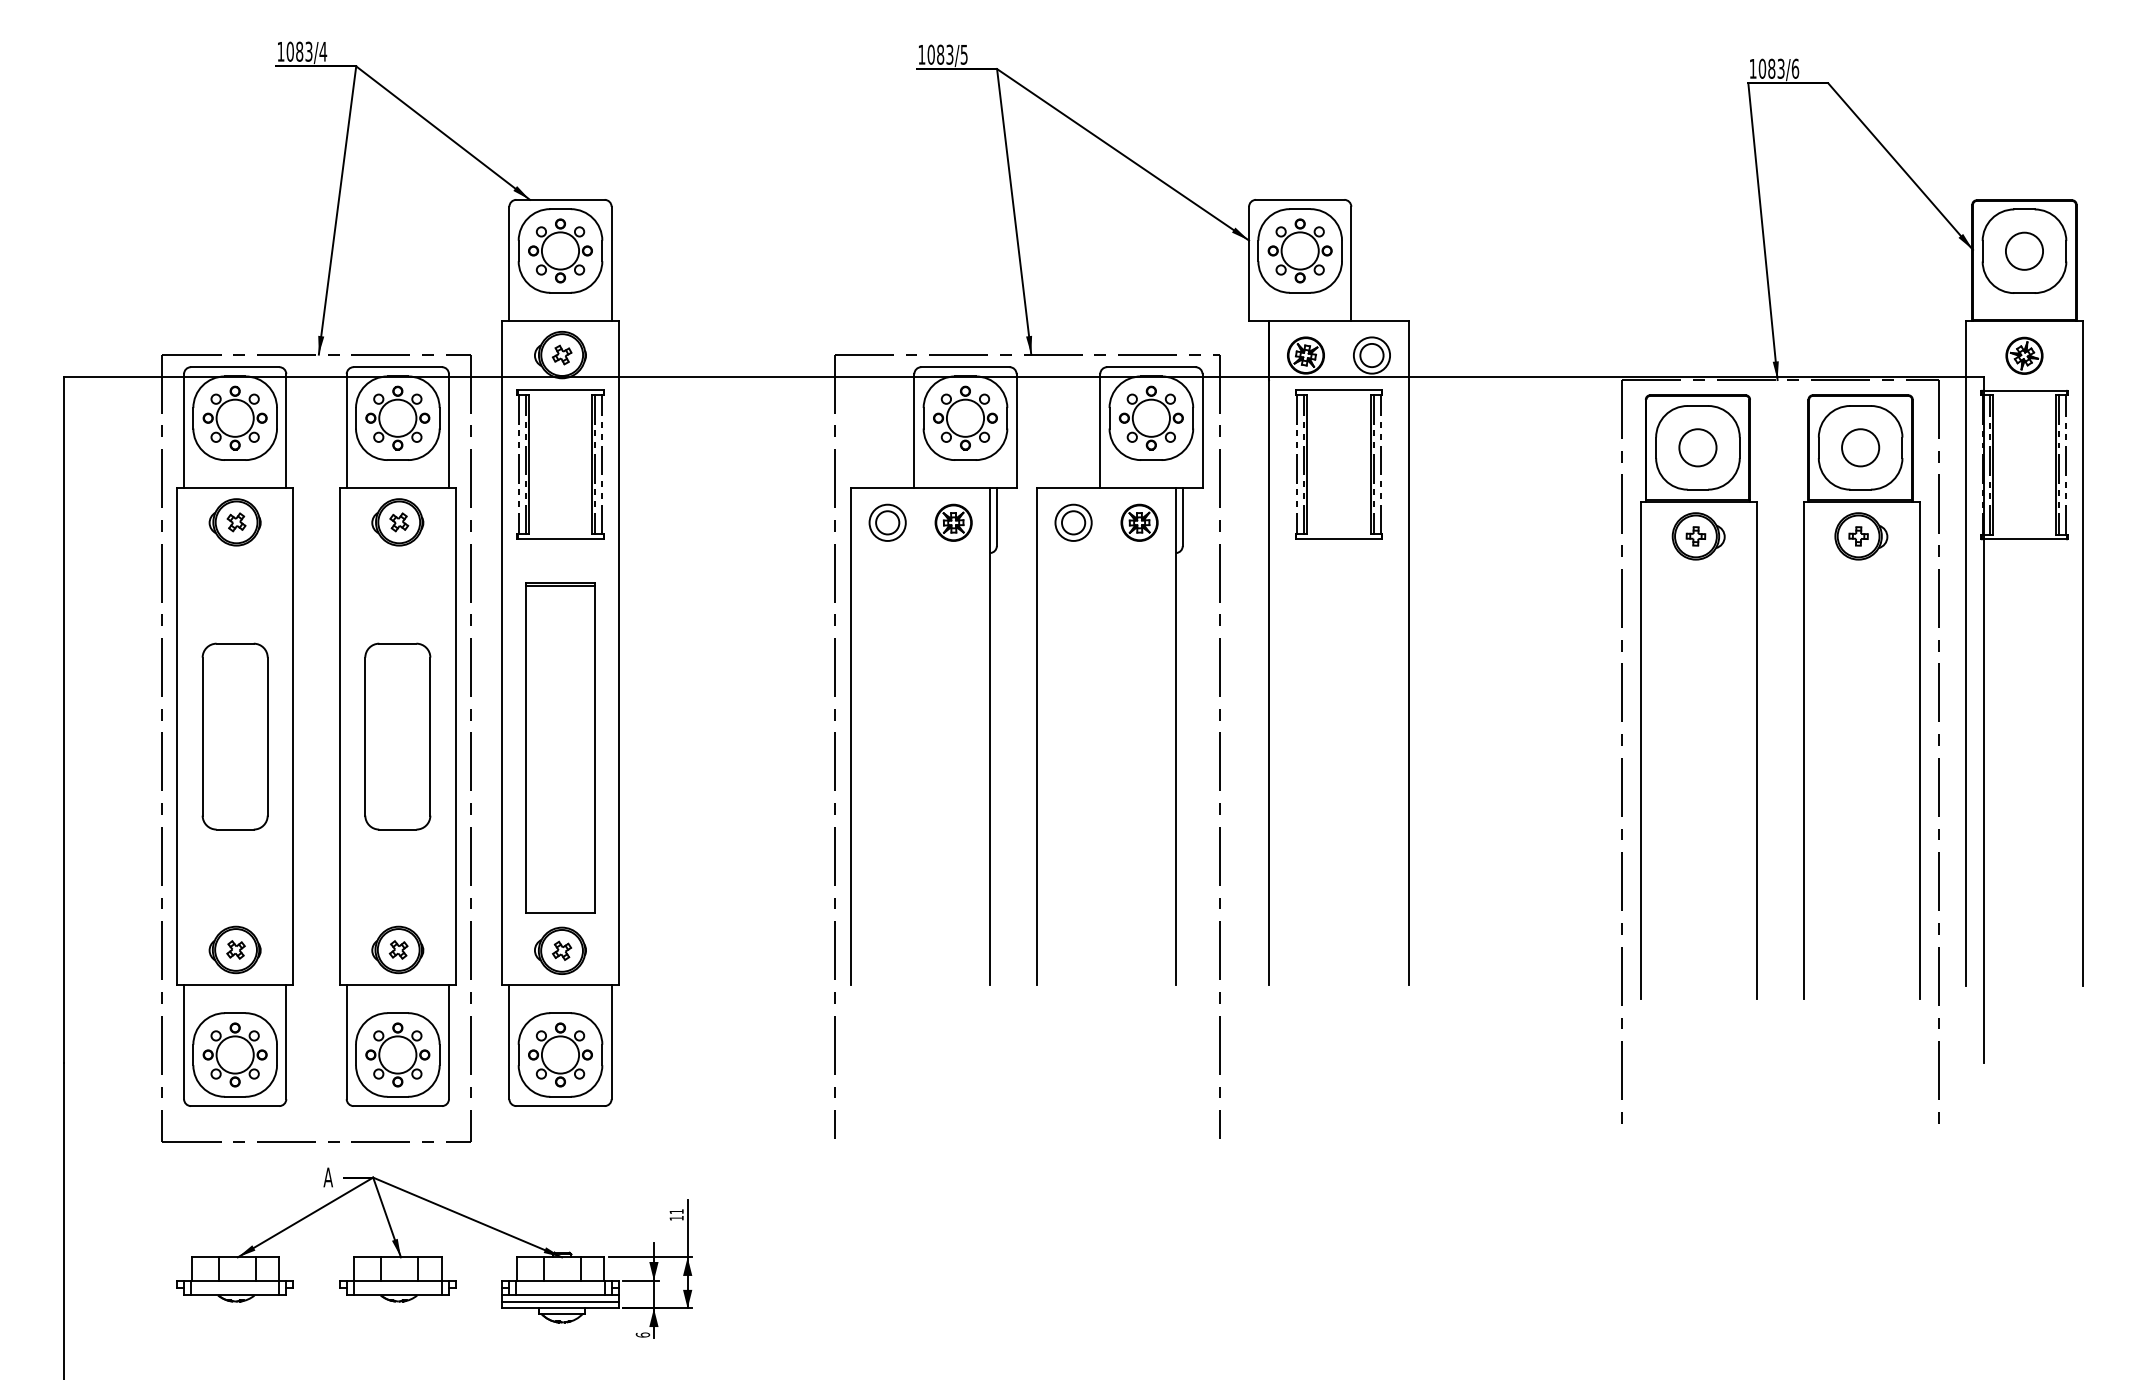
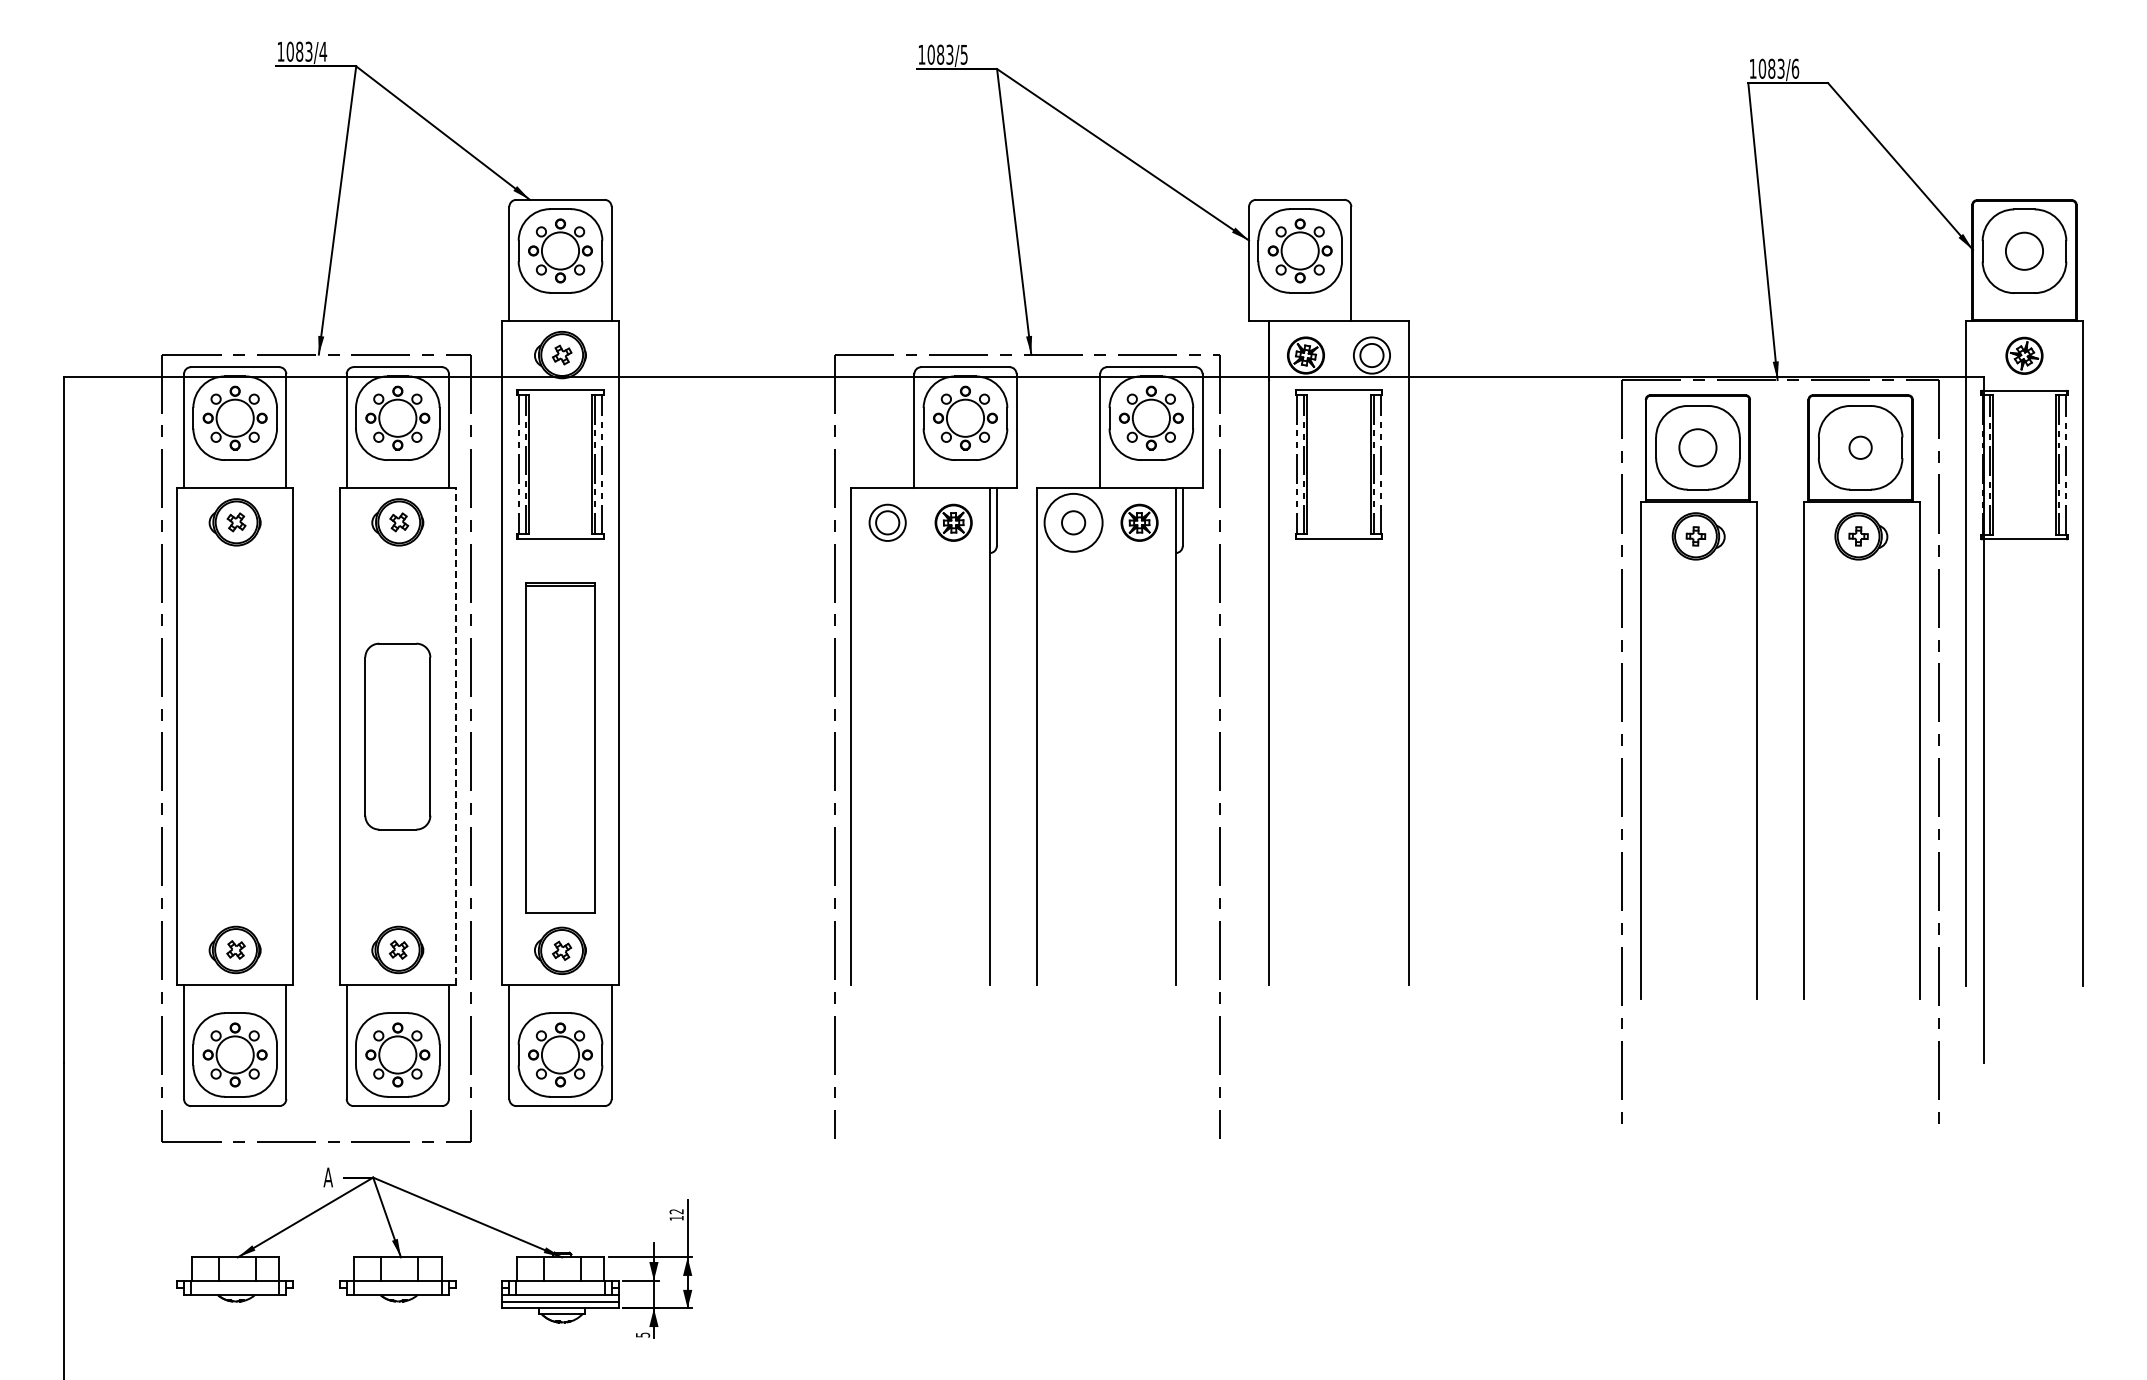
circle diameter: 37 px -> 22 px (1860, 447)
circle diameter: 36 px -> 58 px (1073, 522)
part: present -> none (234, 736)
line: solid -> dashed (455, 736)
text: 11 -> 12 (676, 1211)
text: 6 -> 5 (642, 1334)
